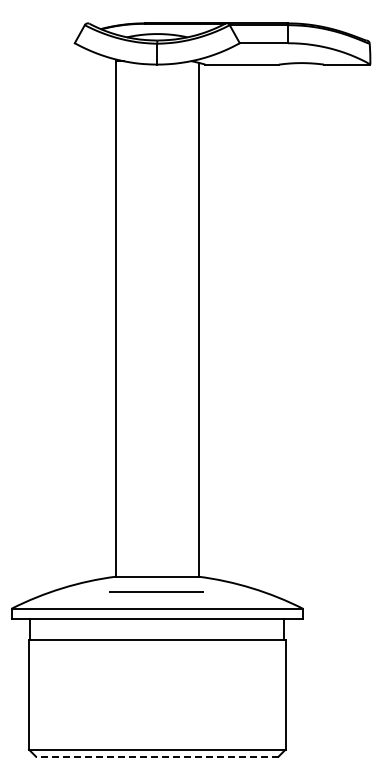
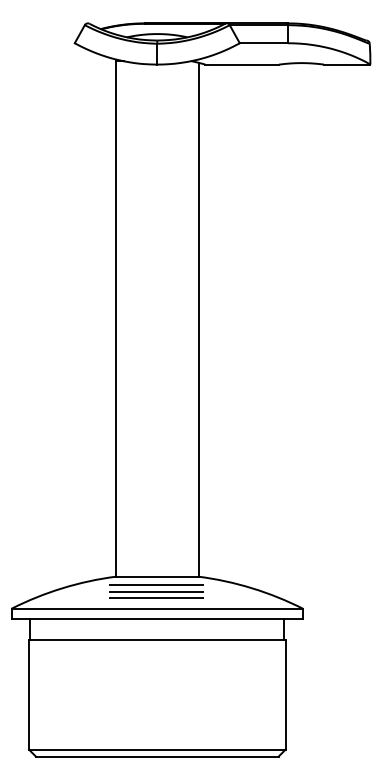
line: none -> present (156, 584)
line: none -> present (156, 598)
line: dashed -> solid (156, 756)
